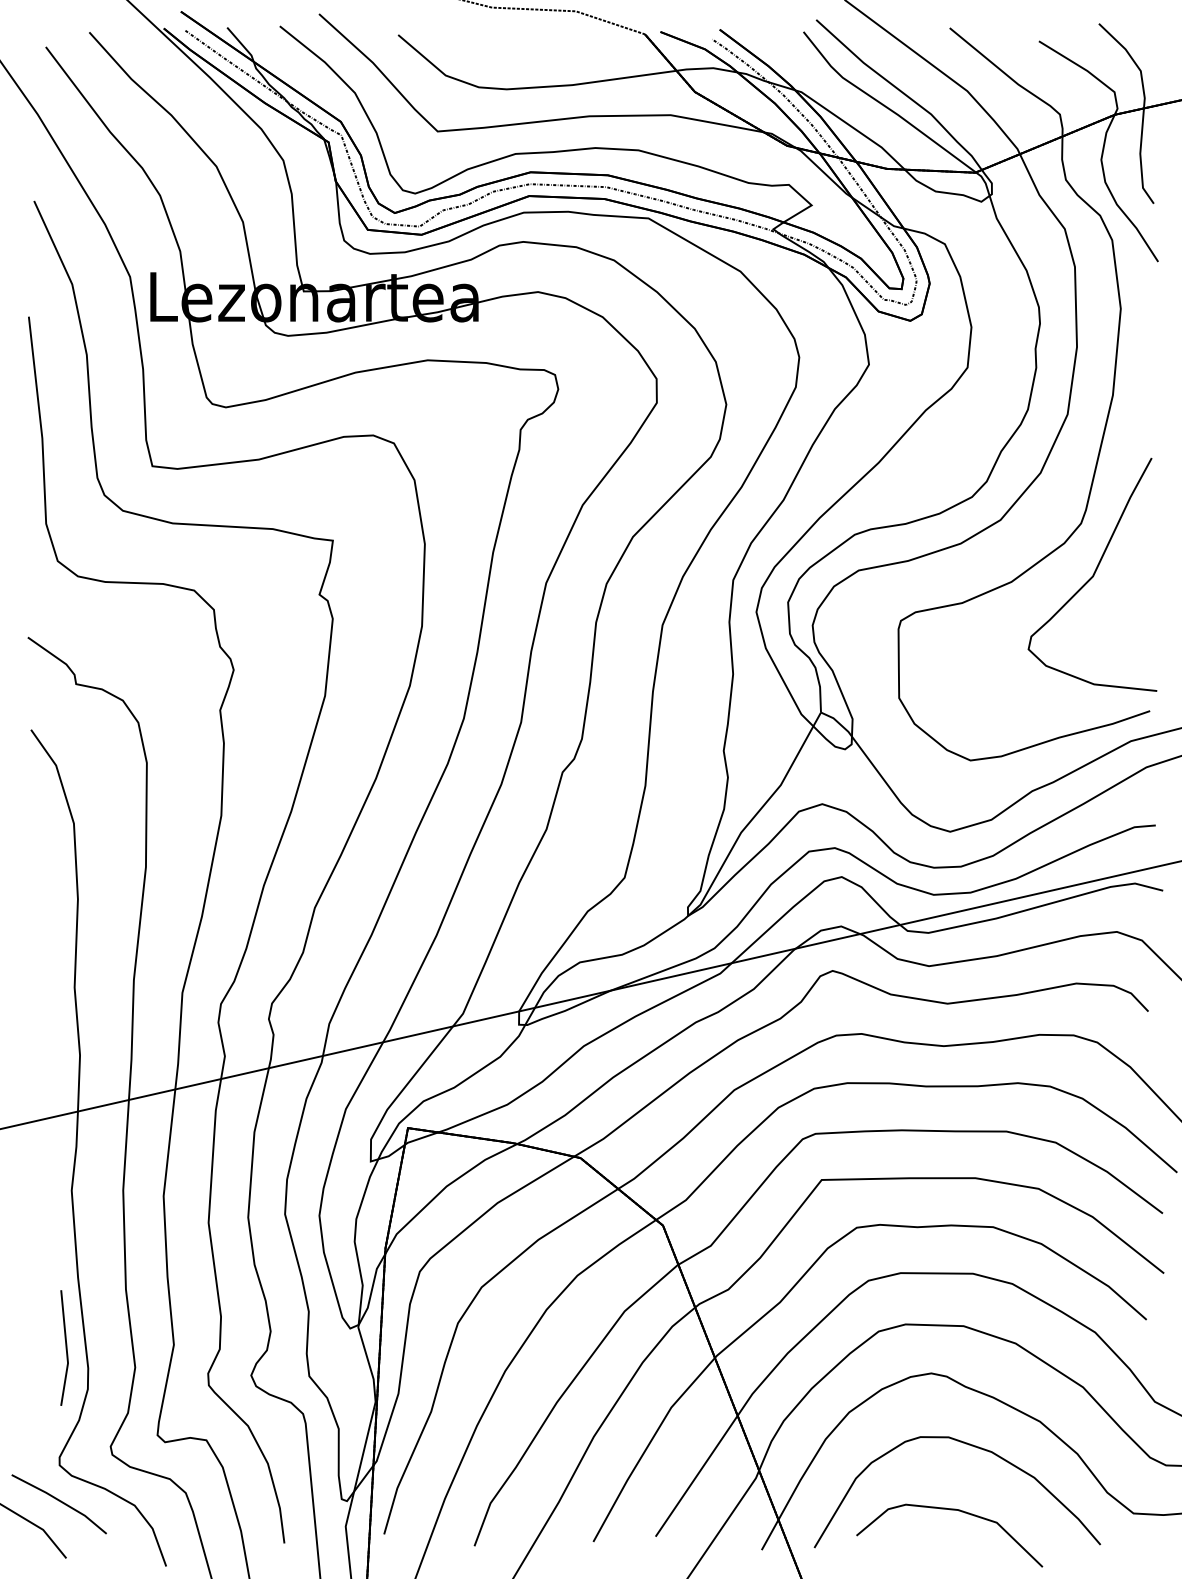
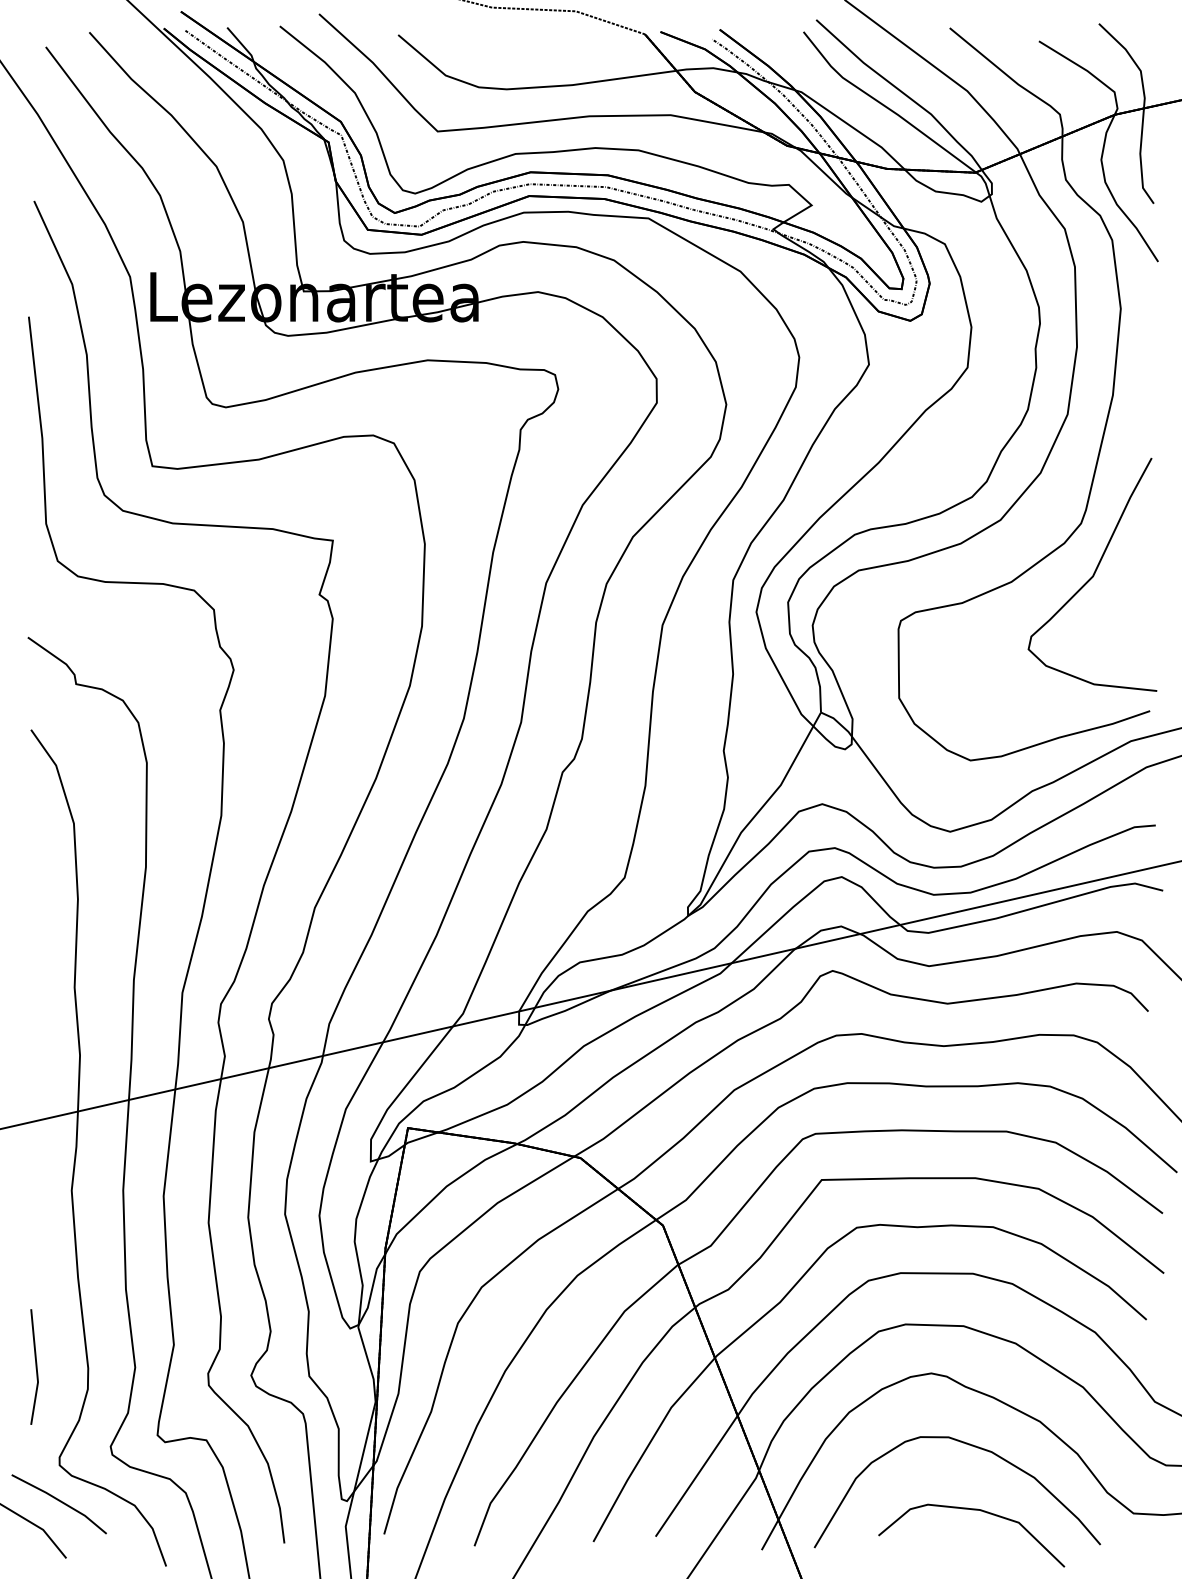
line position: (65, 1347) -> (35, 1366) (35, 1366)
curve position: (950, 1510) -> (972, 1510) (972, 1510)
